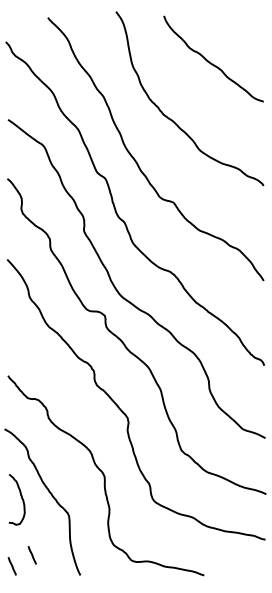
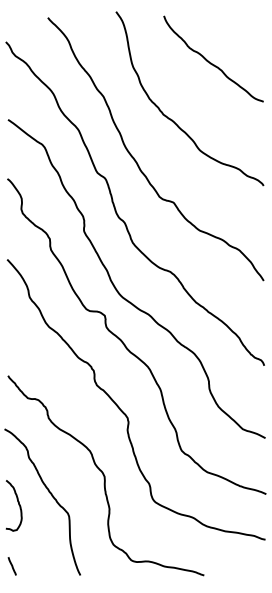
curve position: (20, 496) -> (17, 502) (17, 502)
line: present -> none (31, 555)
